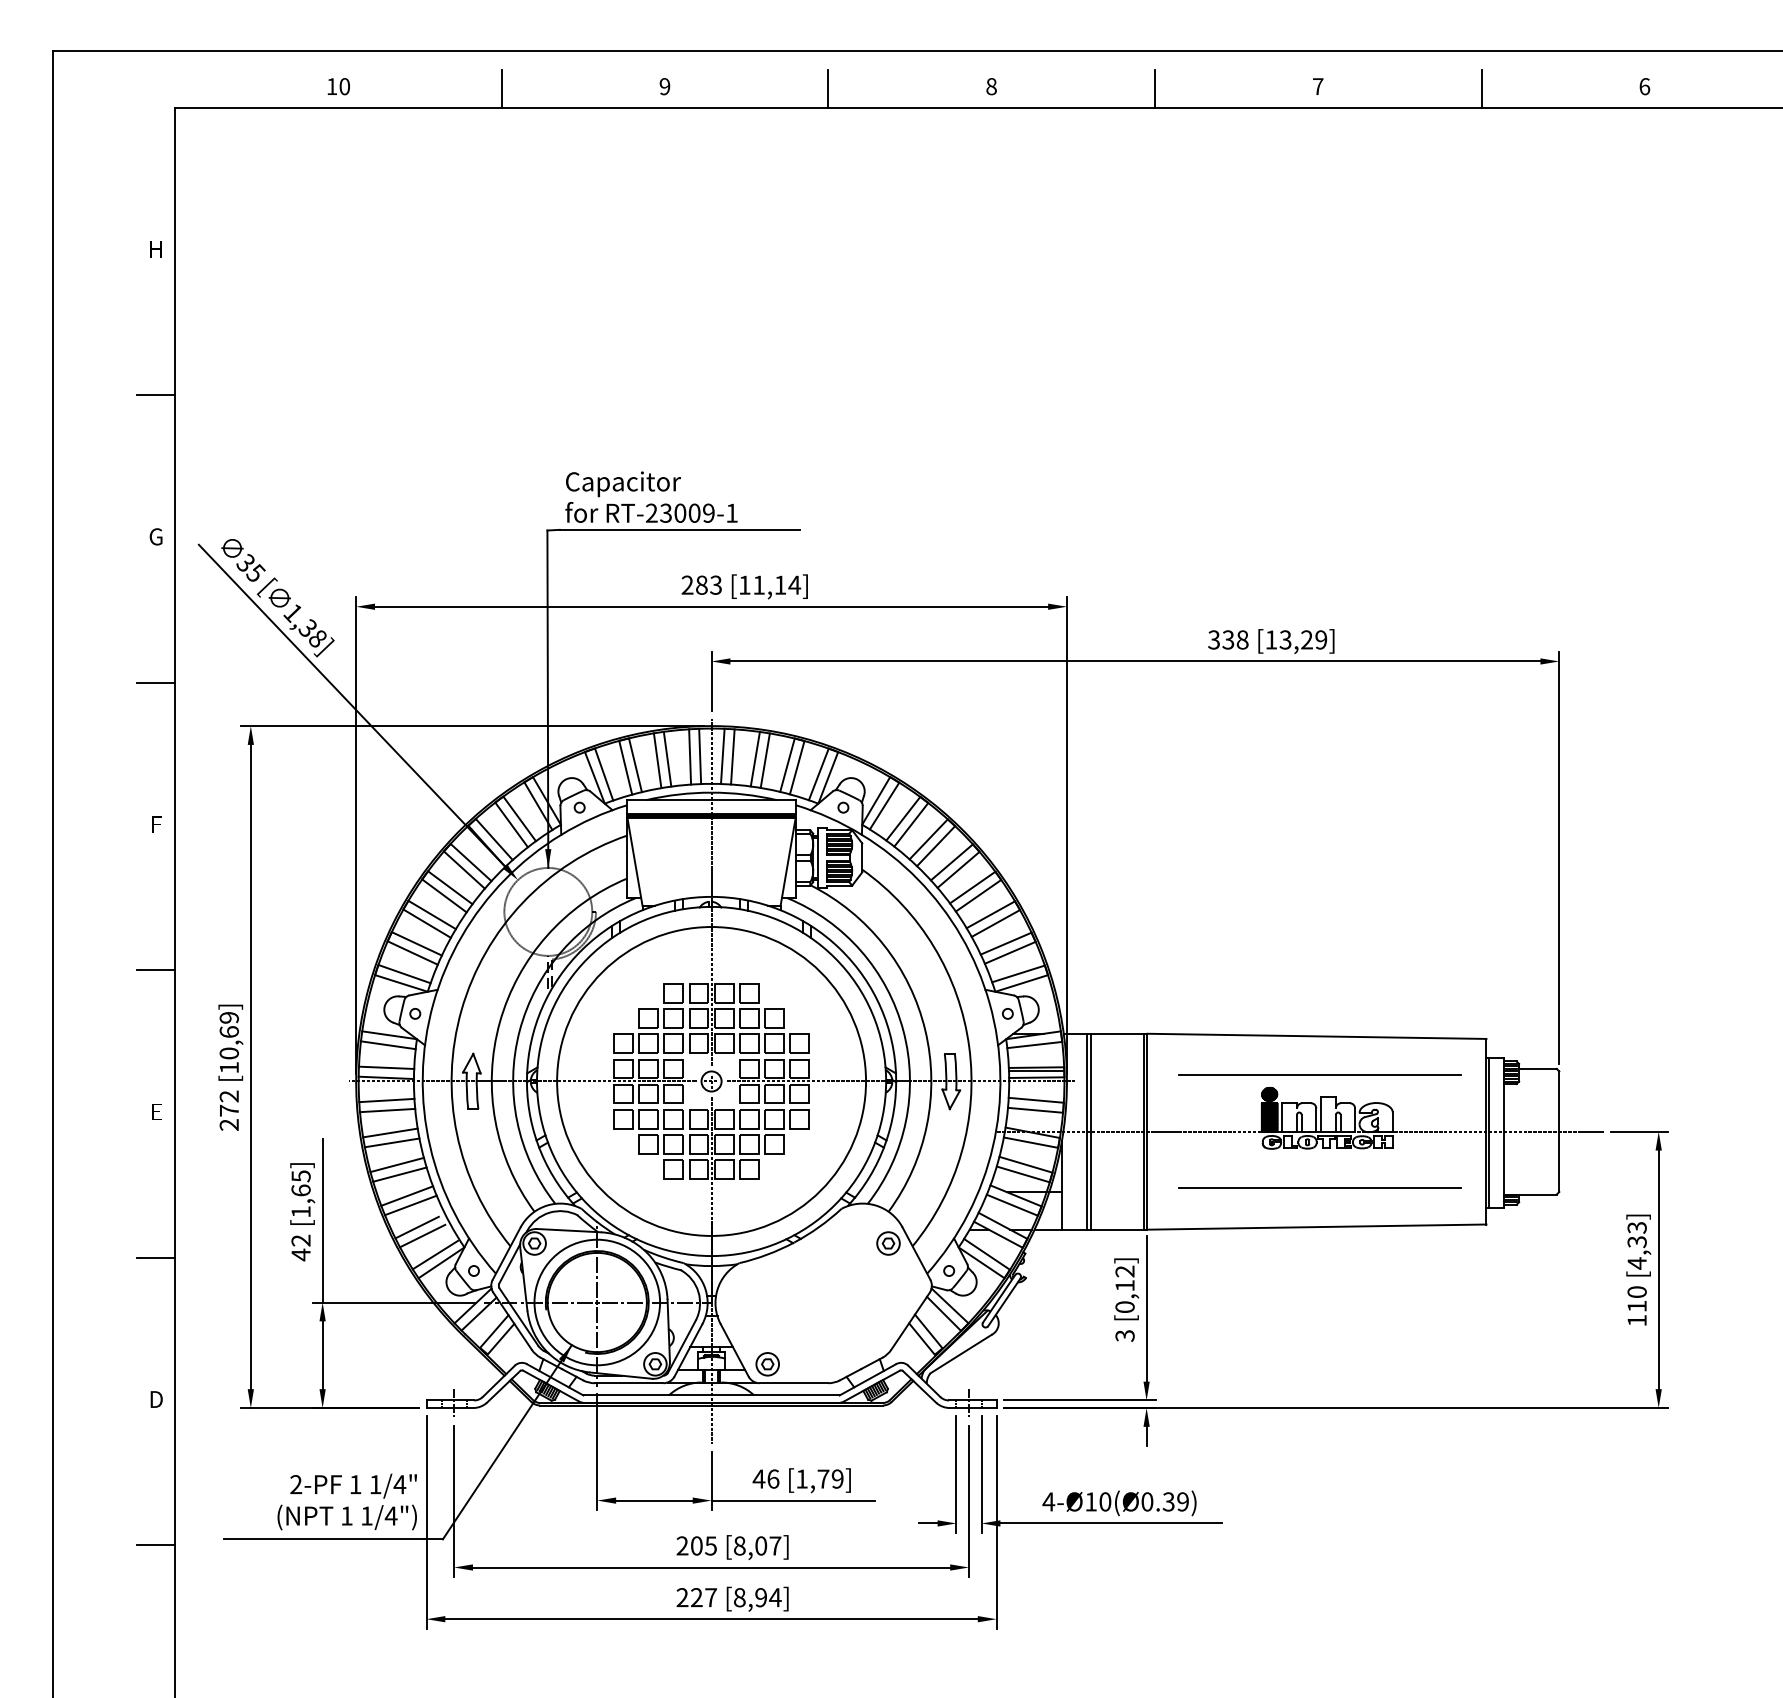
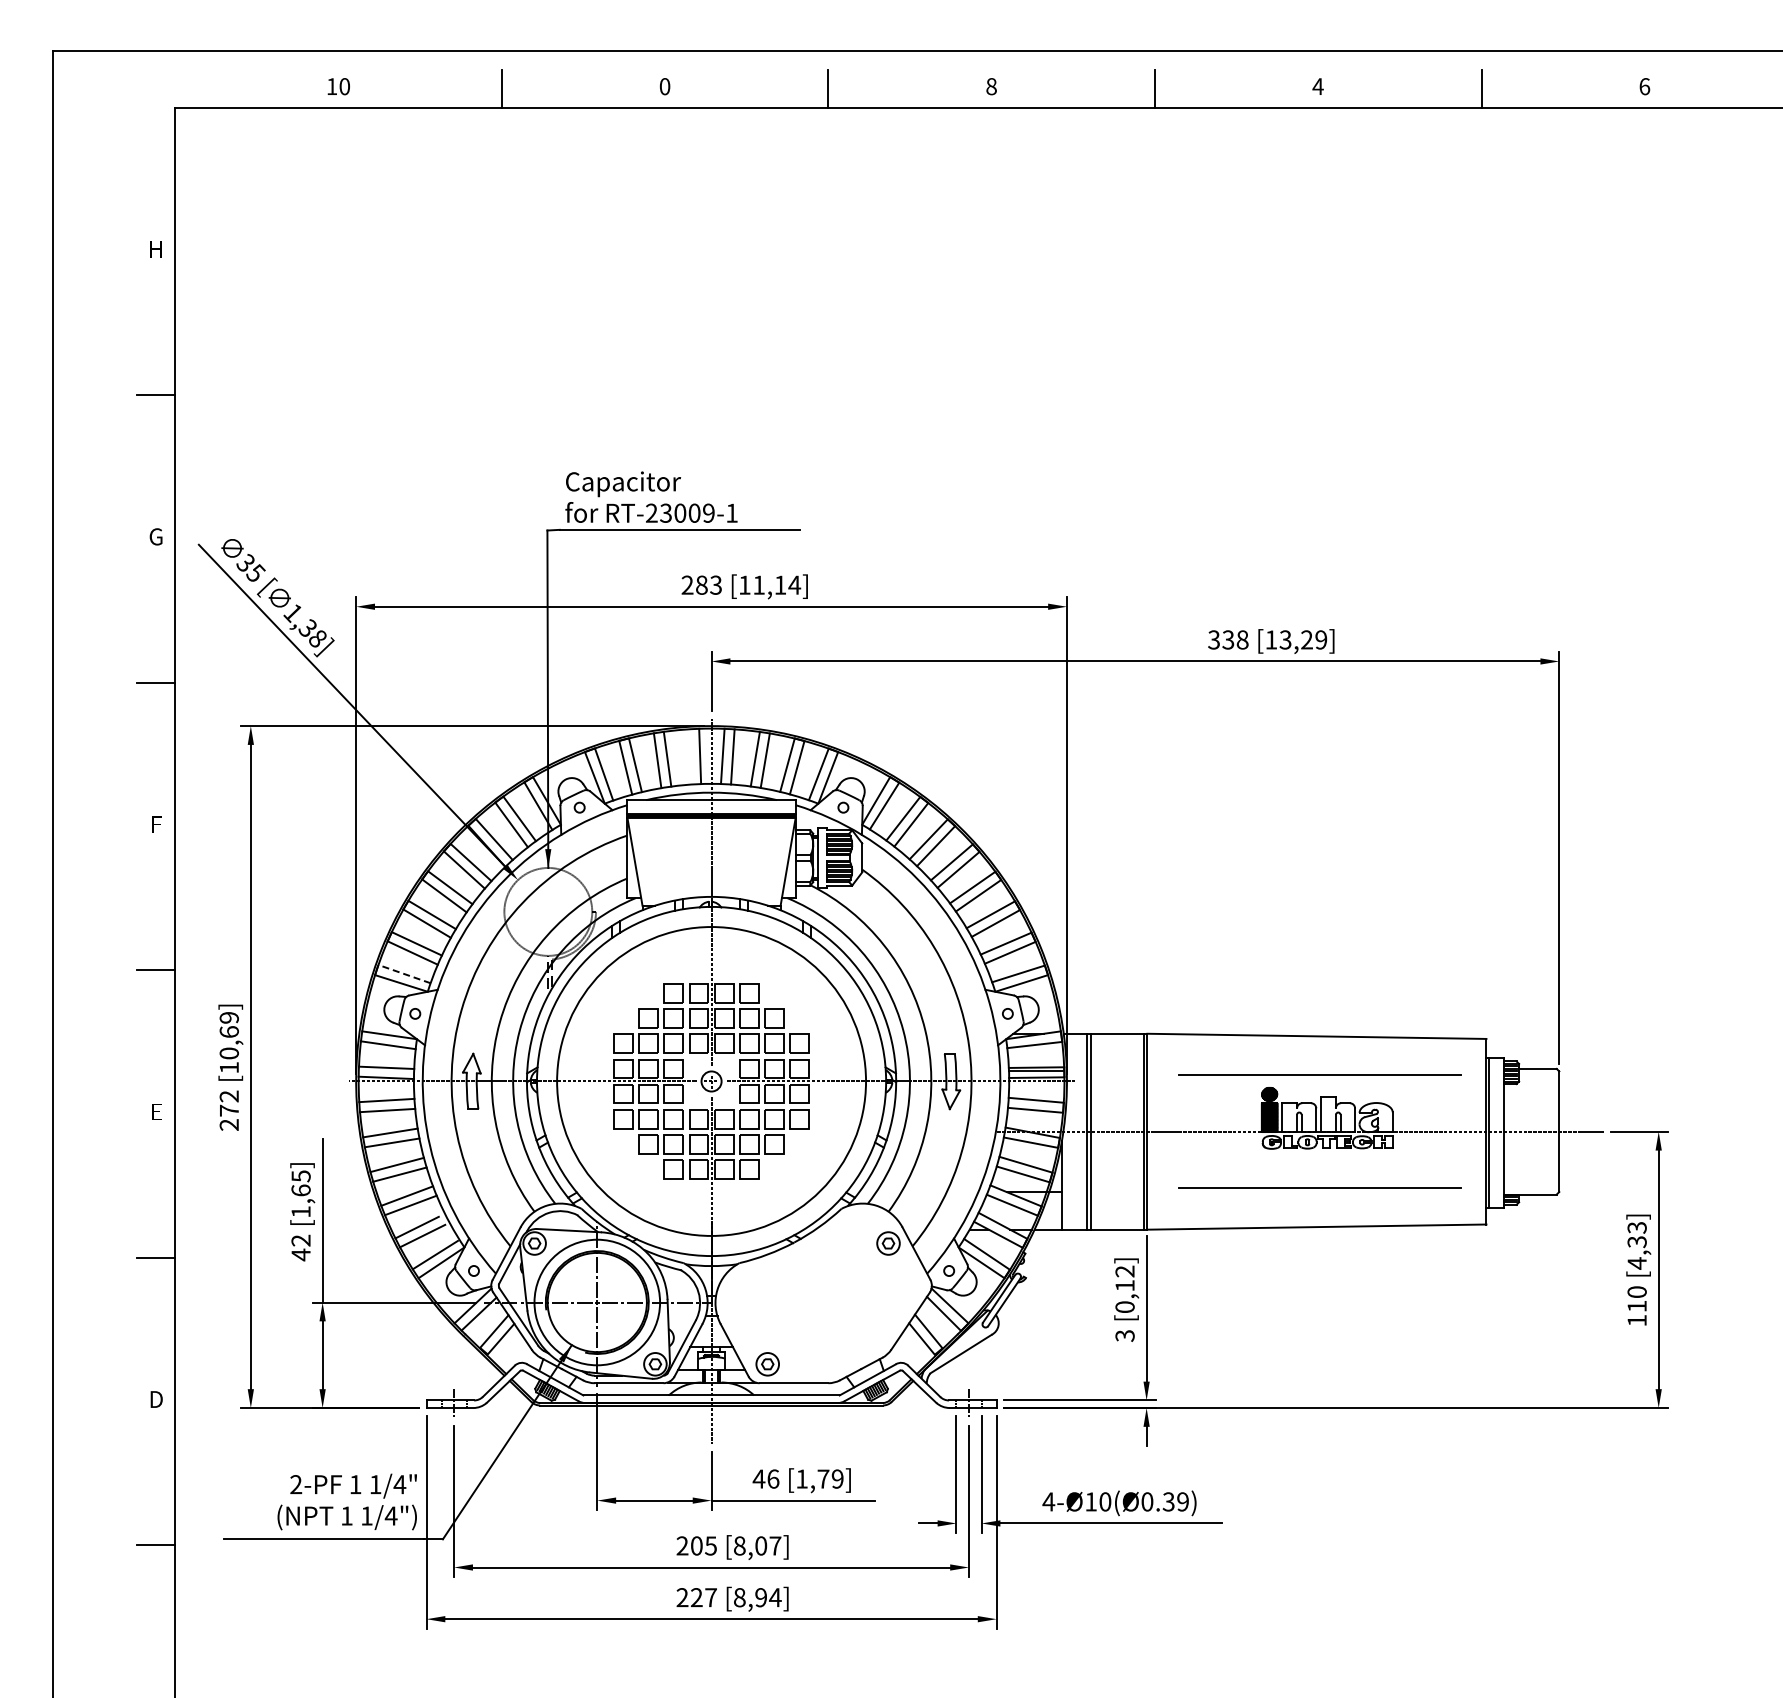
text: 9 -> 0 (664, 86)
text: 7 -> 4 (1317, 86)
line: present -> none (690, 756)
line: solid -> dashed (404, 974)
